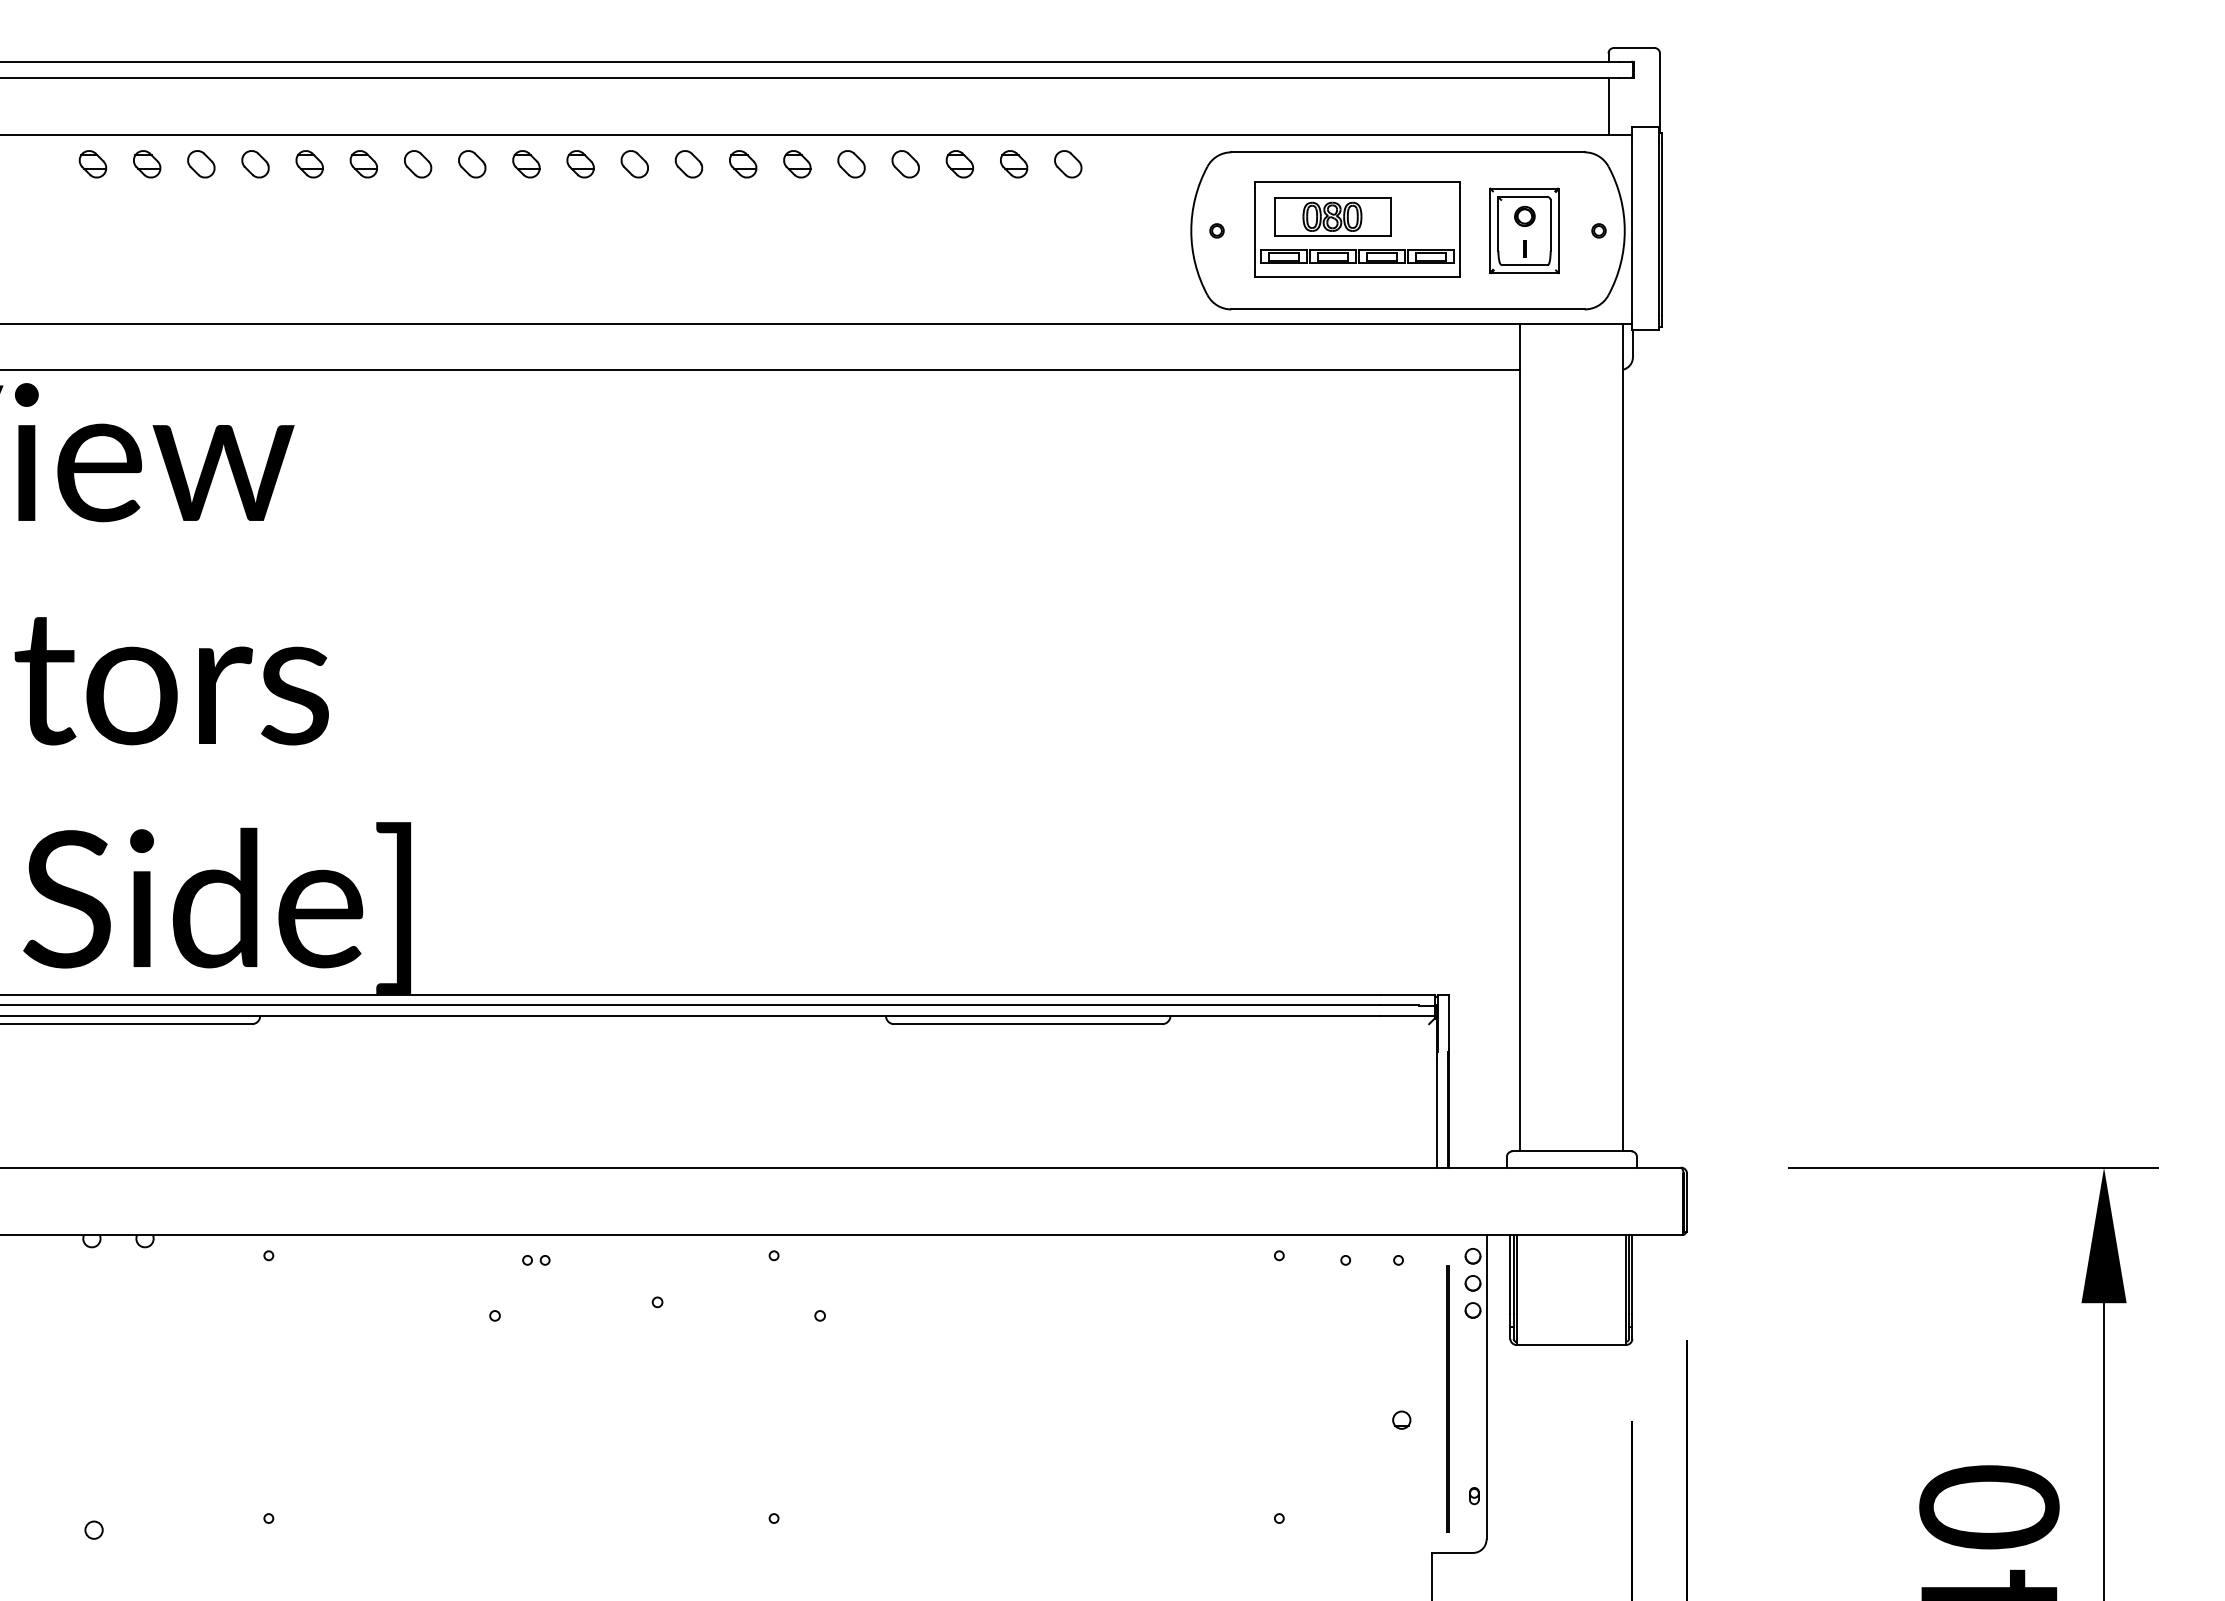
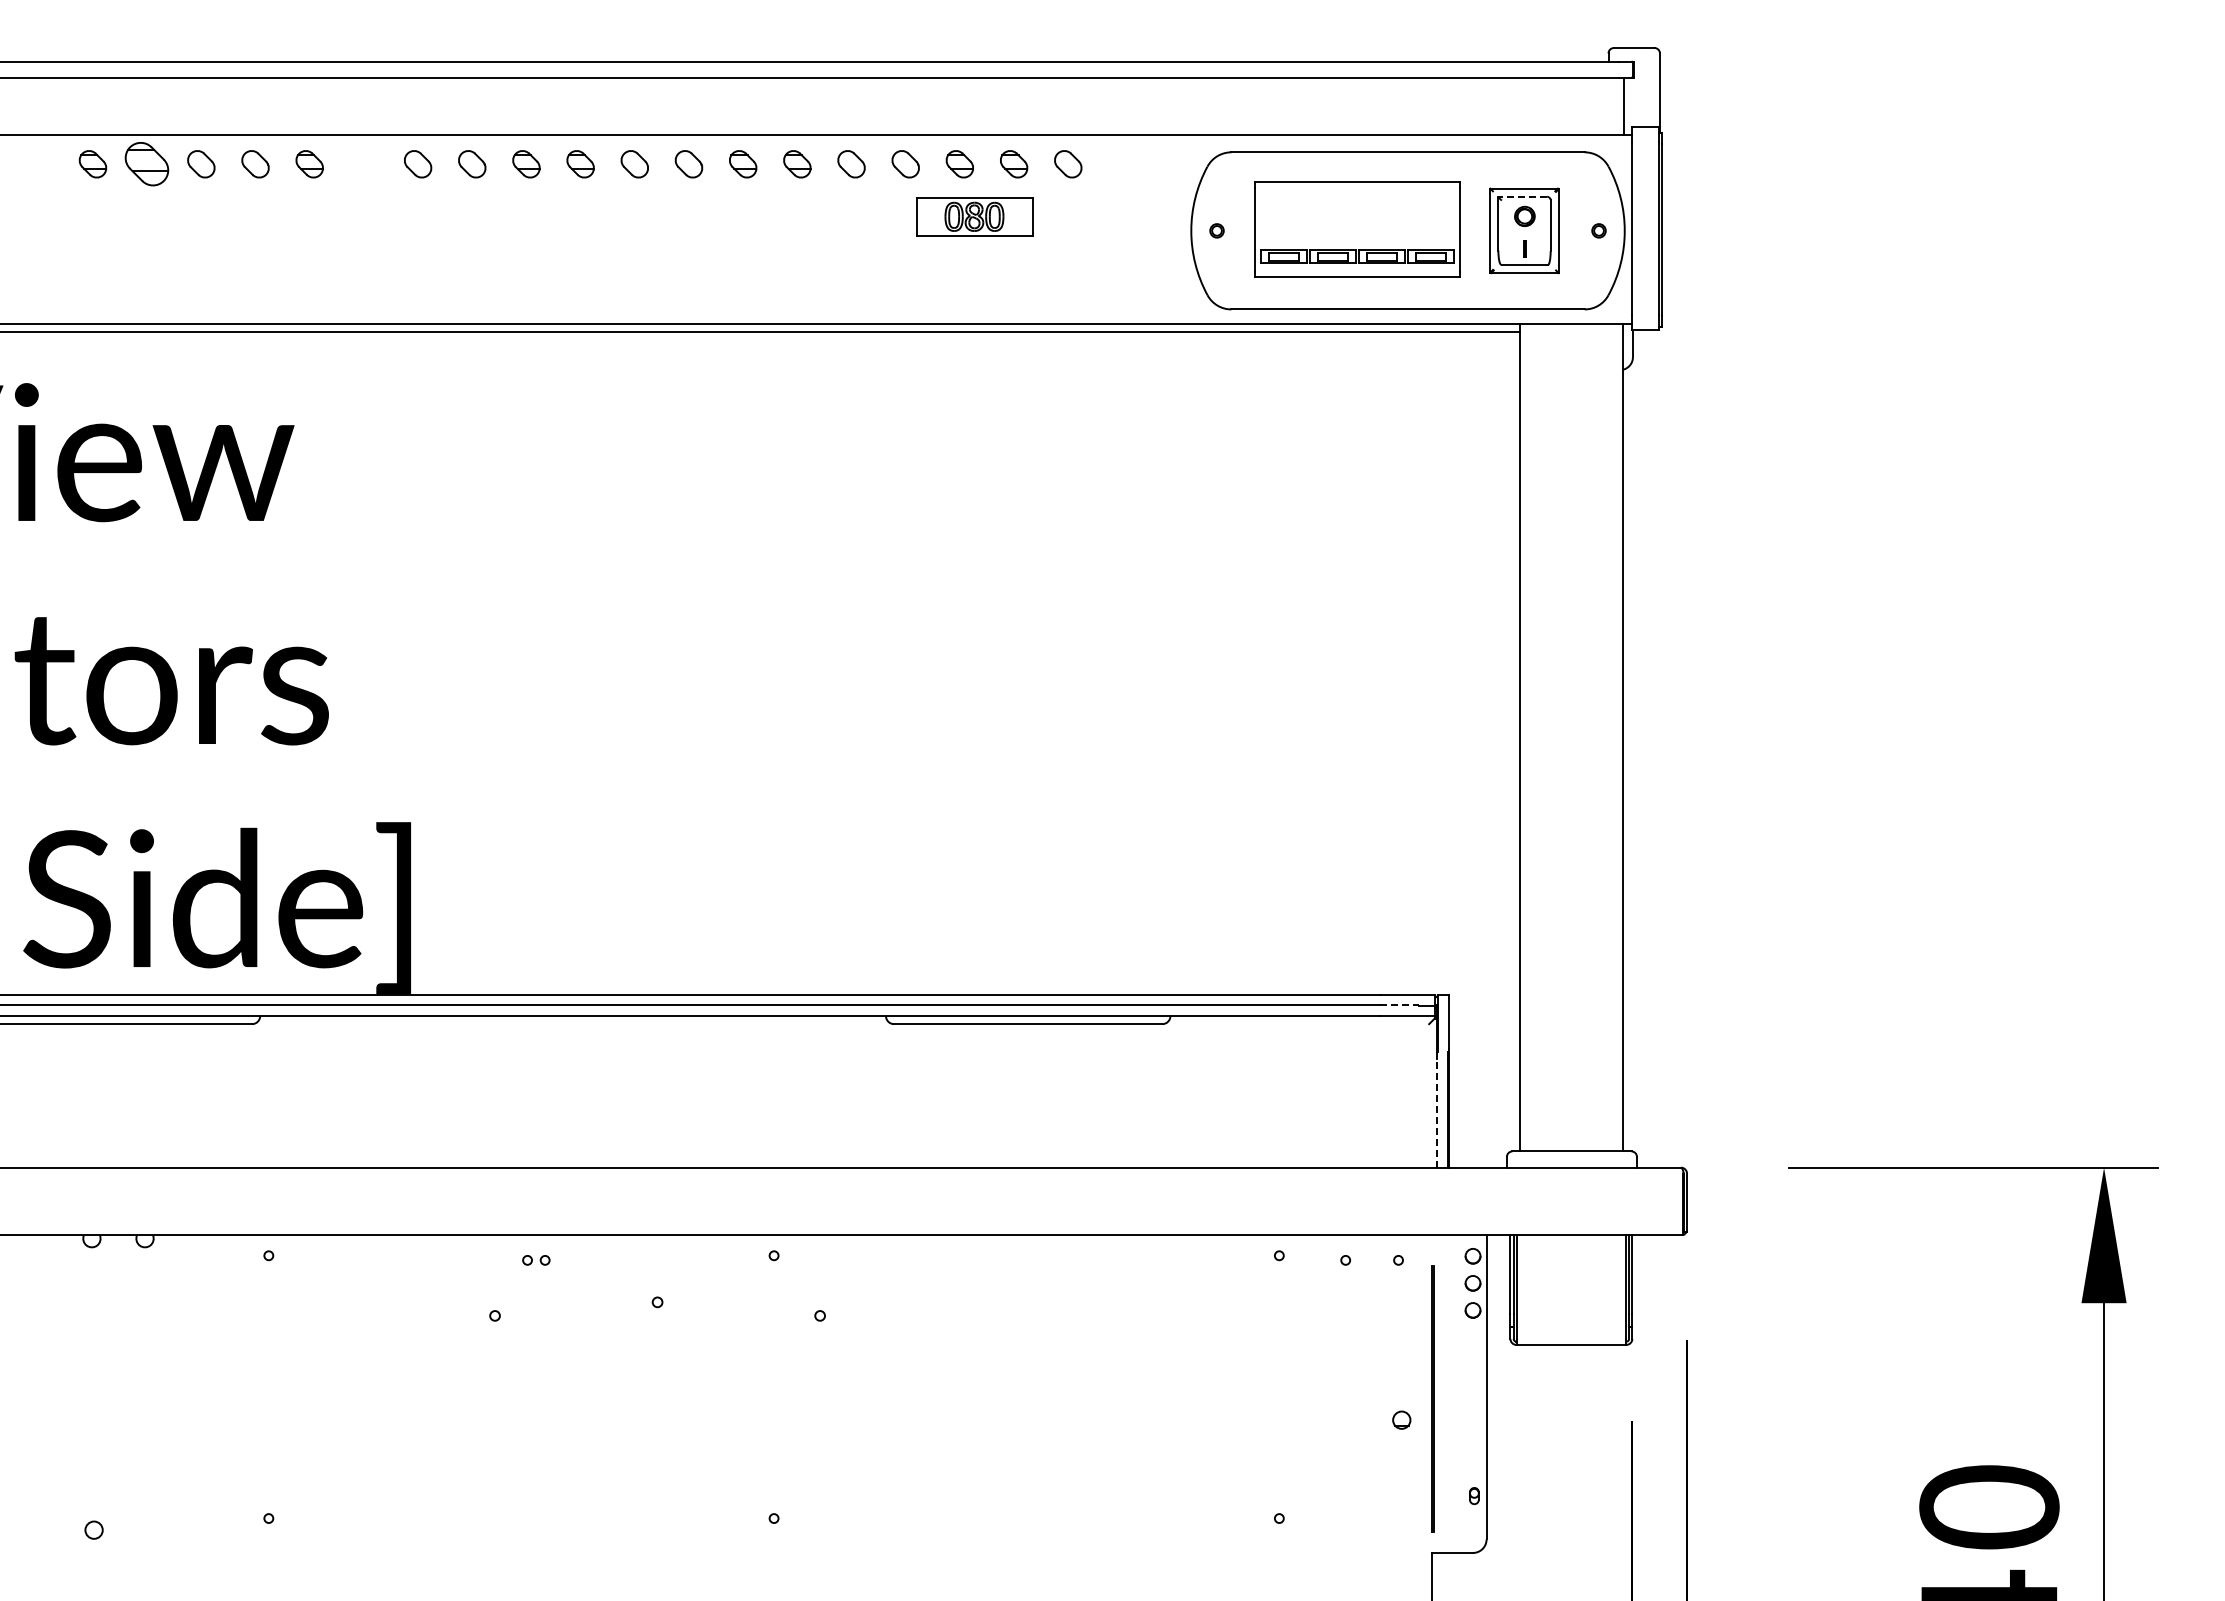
line position: (1608, 105) -> (1623, 105) (1623, 105)
part size: 29x29 px -> 46x45 px (146, 164)
part: present -> none (363, 164)
line: solid -> dashed (1522, 196)
part position: (1332, 216) -> (974, 216) (974, 216)
line position: (761, 370) -> (761, 332) (761, 332)
line: solid -> dashed (1400, 1005)
line: solid -> dashed (1437, 1113)
line position: (1447, 1398) -> (1432, 1398) (1432, 1398)
